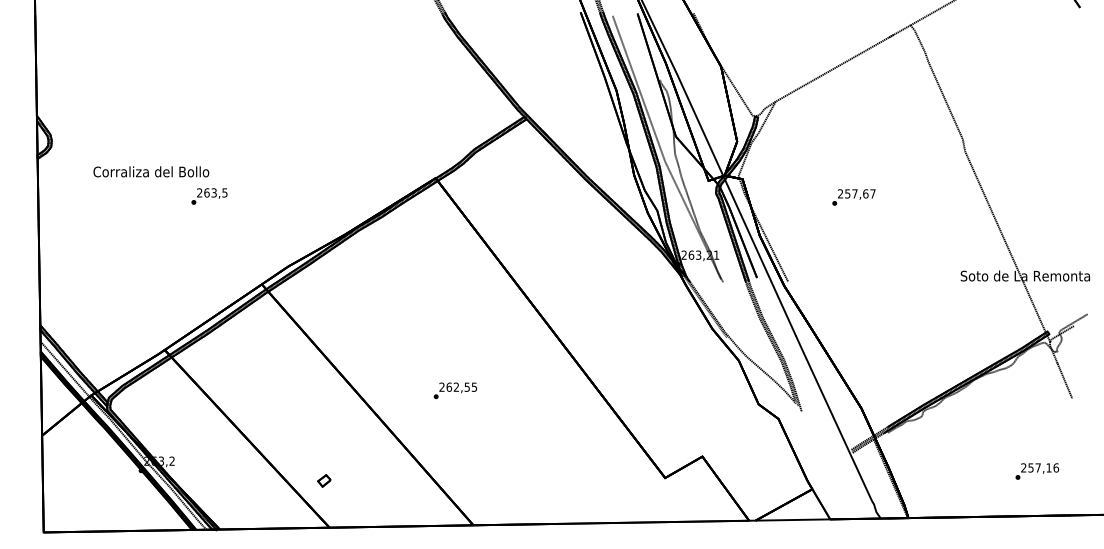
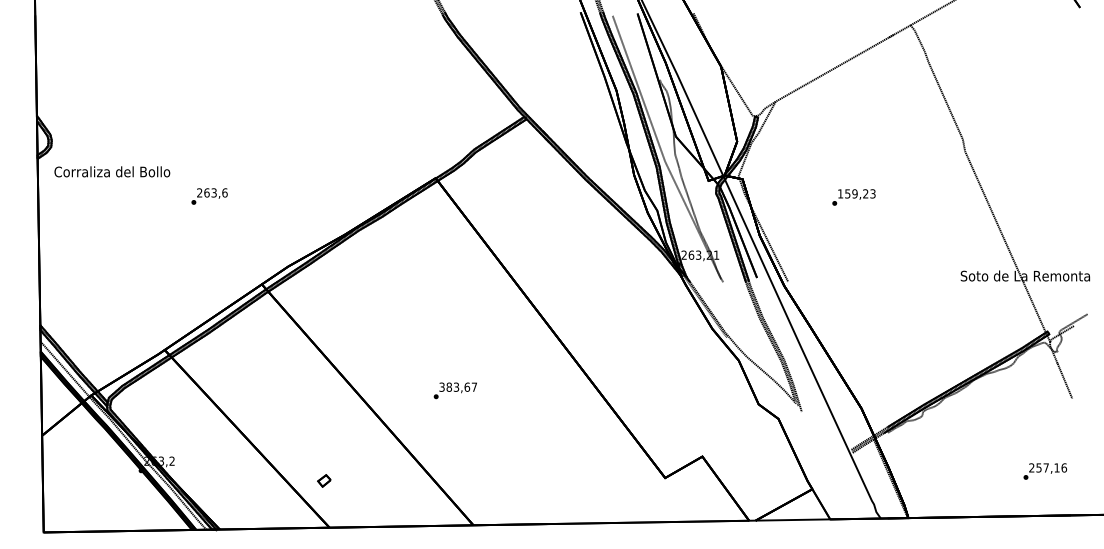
text position: (151, 171) -> (112, 171) (112, 171)
text: 263,5 -> 263,6 (224, 192)
text: 257,67 -> 159,23 (856, 193)
text: 262,55 -> 383,67 (457, 386)
text position: (1037, 471) -> (1045, 471) (1045, 471)
